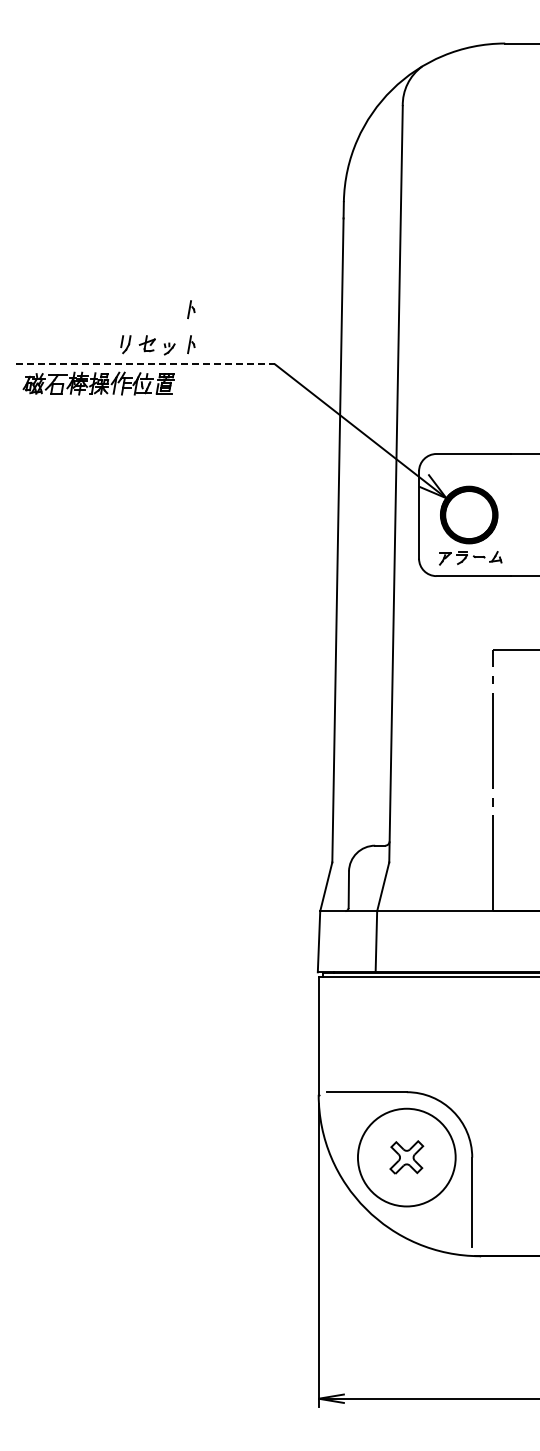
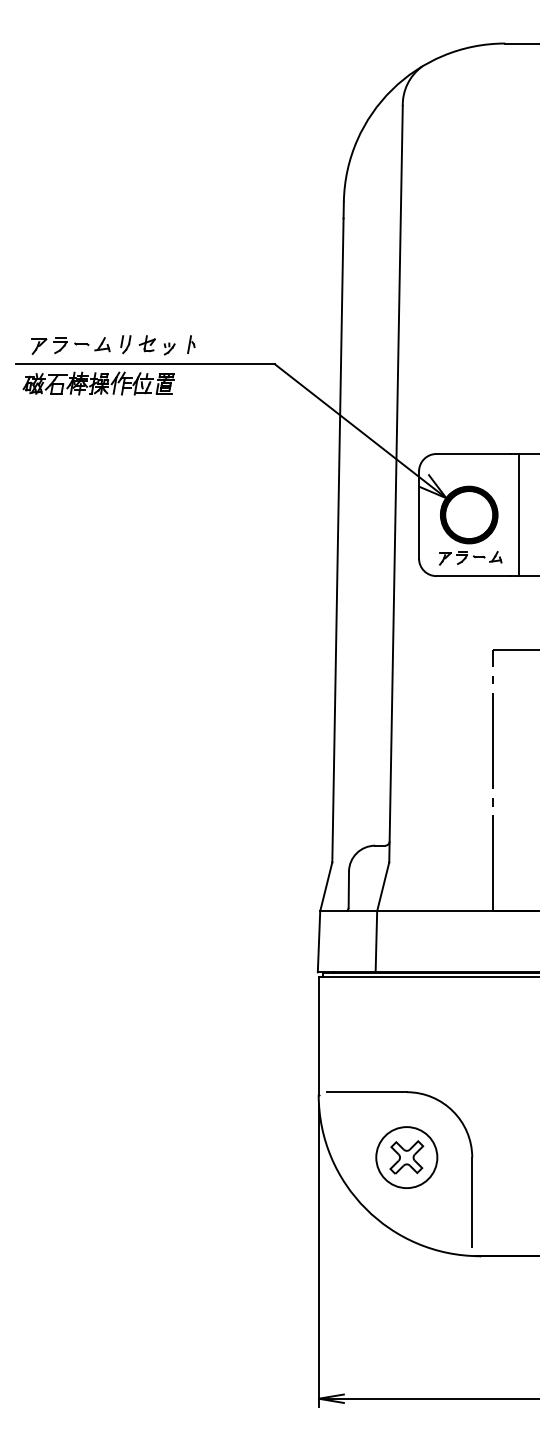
part: present -> none (191, 309)
part: none -> present (70, 345)
line: dashed -> solid (145, 364)
line: none -> present (519, 514)
circle diameter: 98 px -> 61 px (406, 1157)
